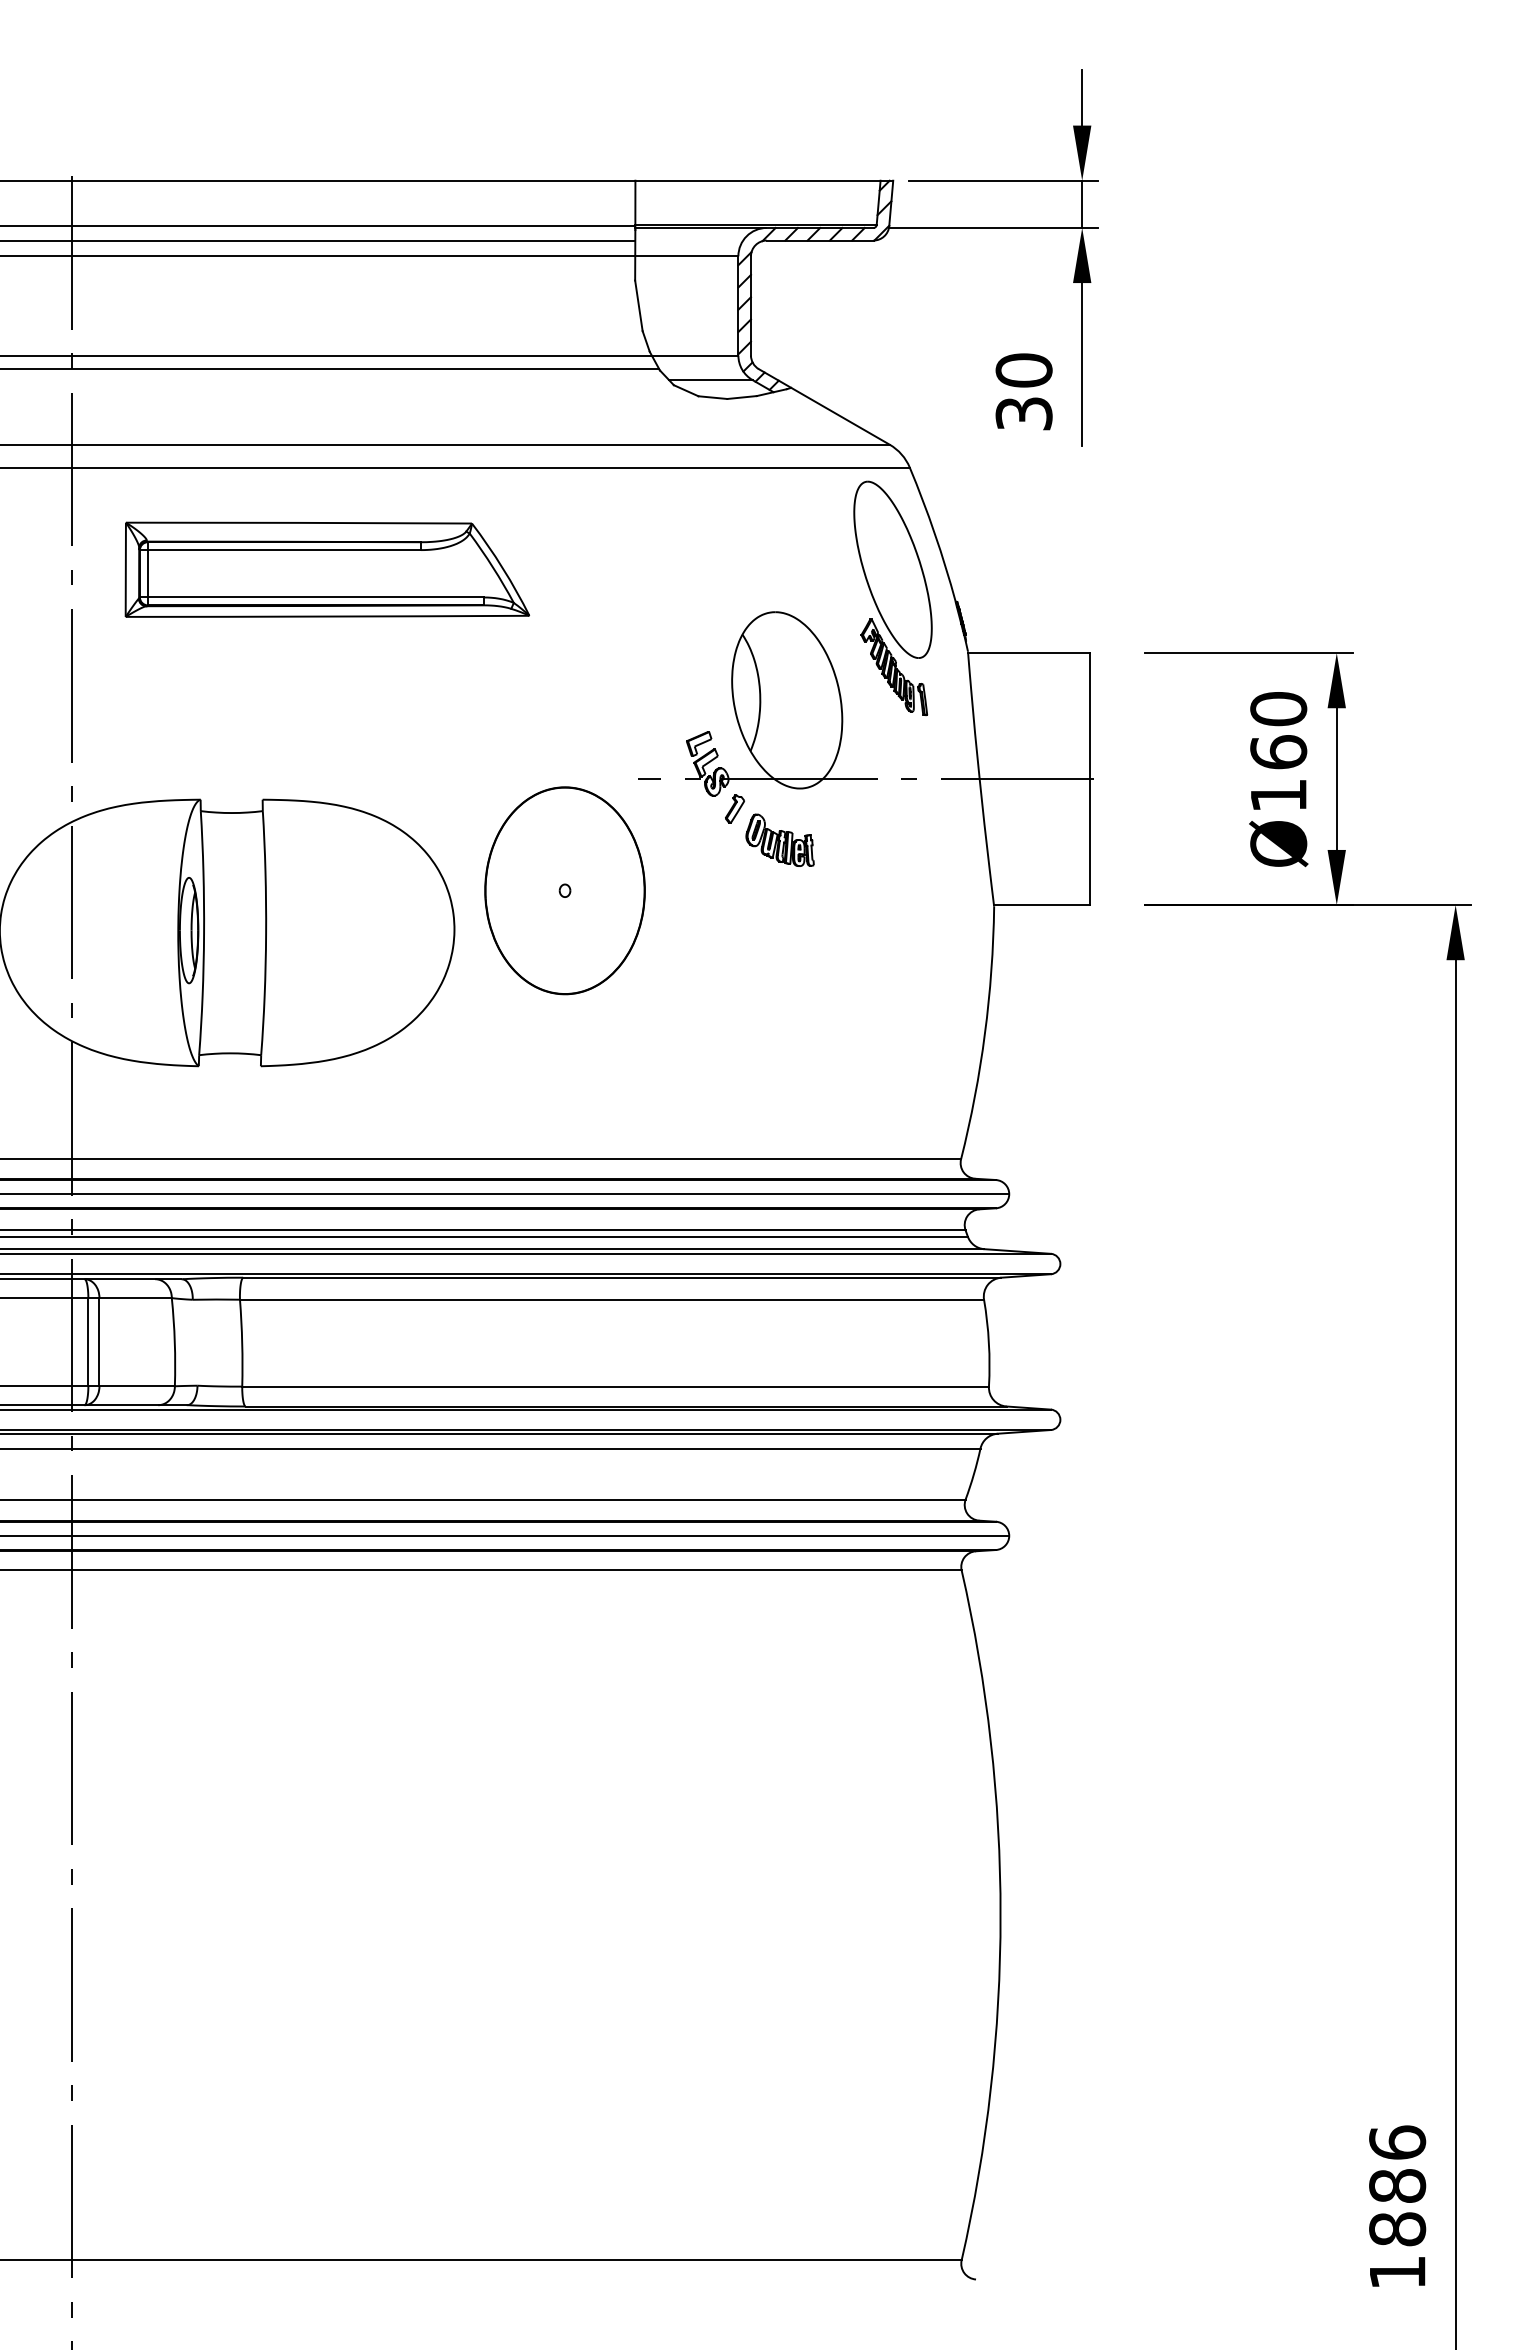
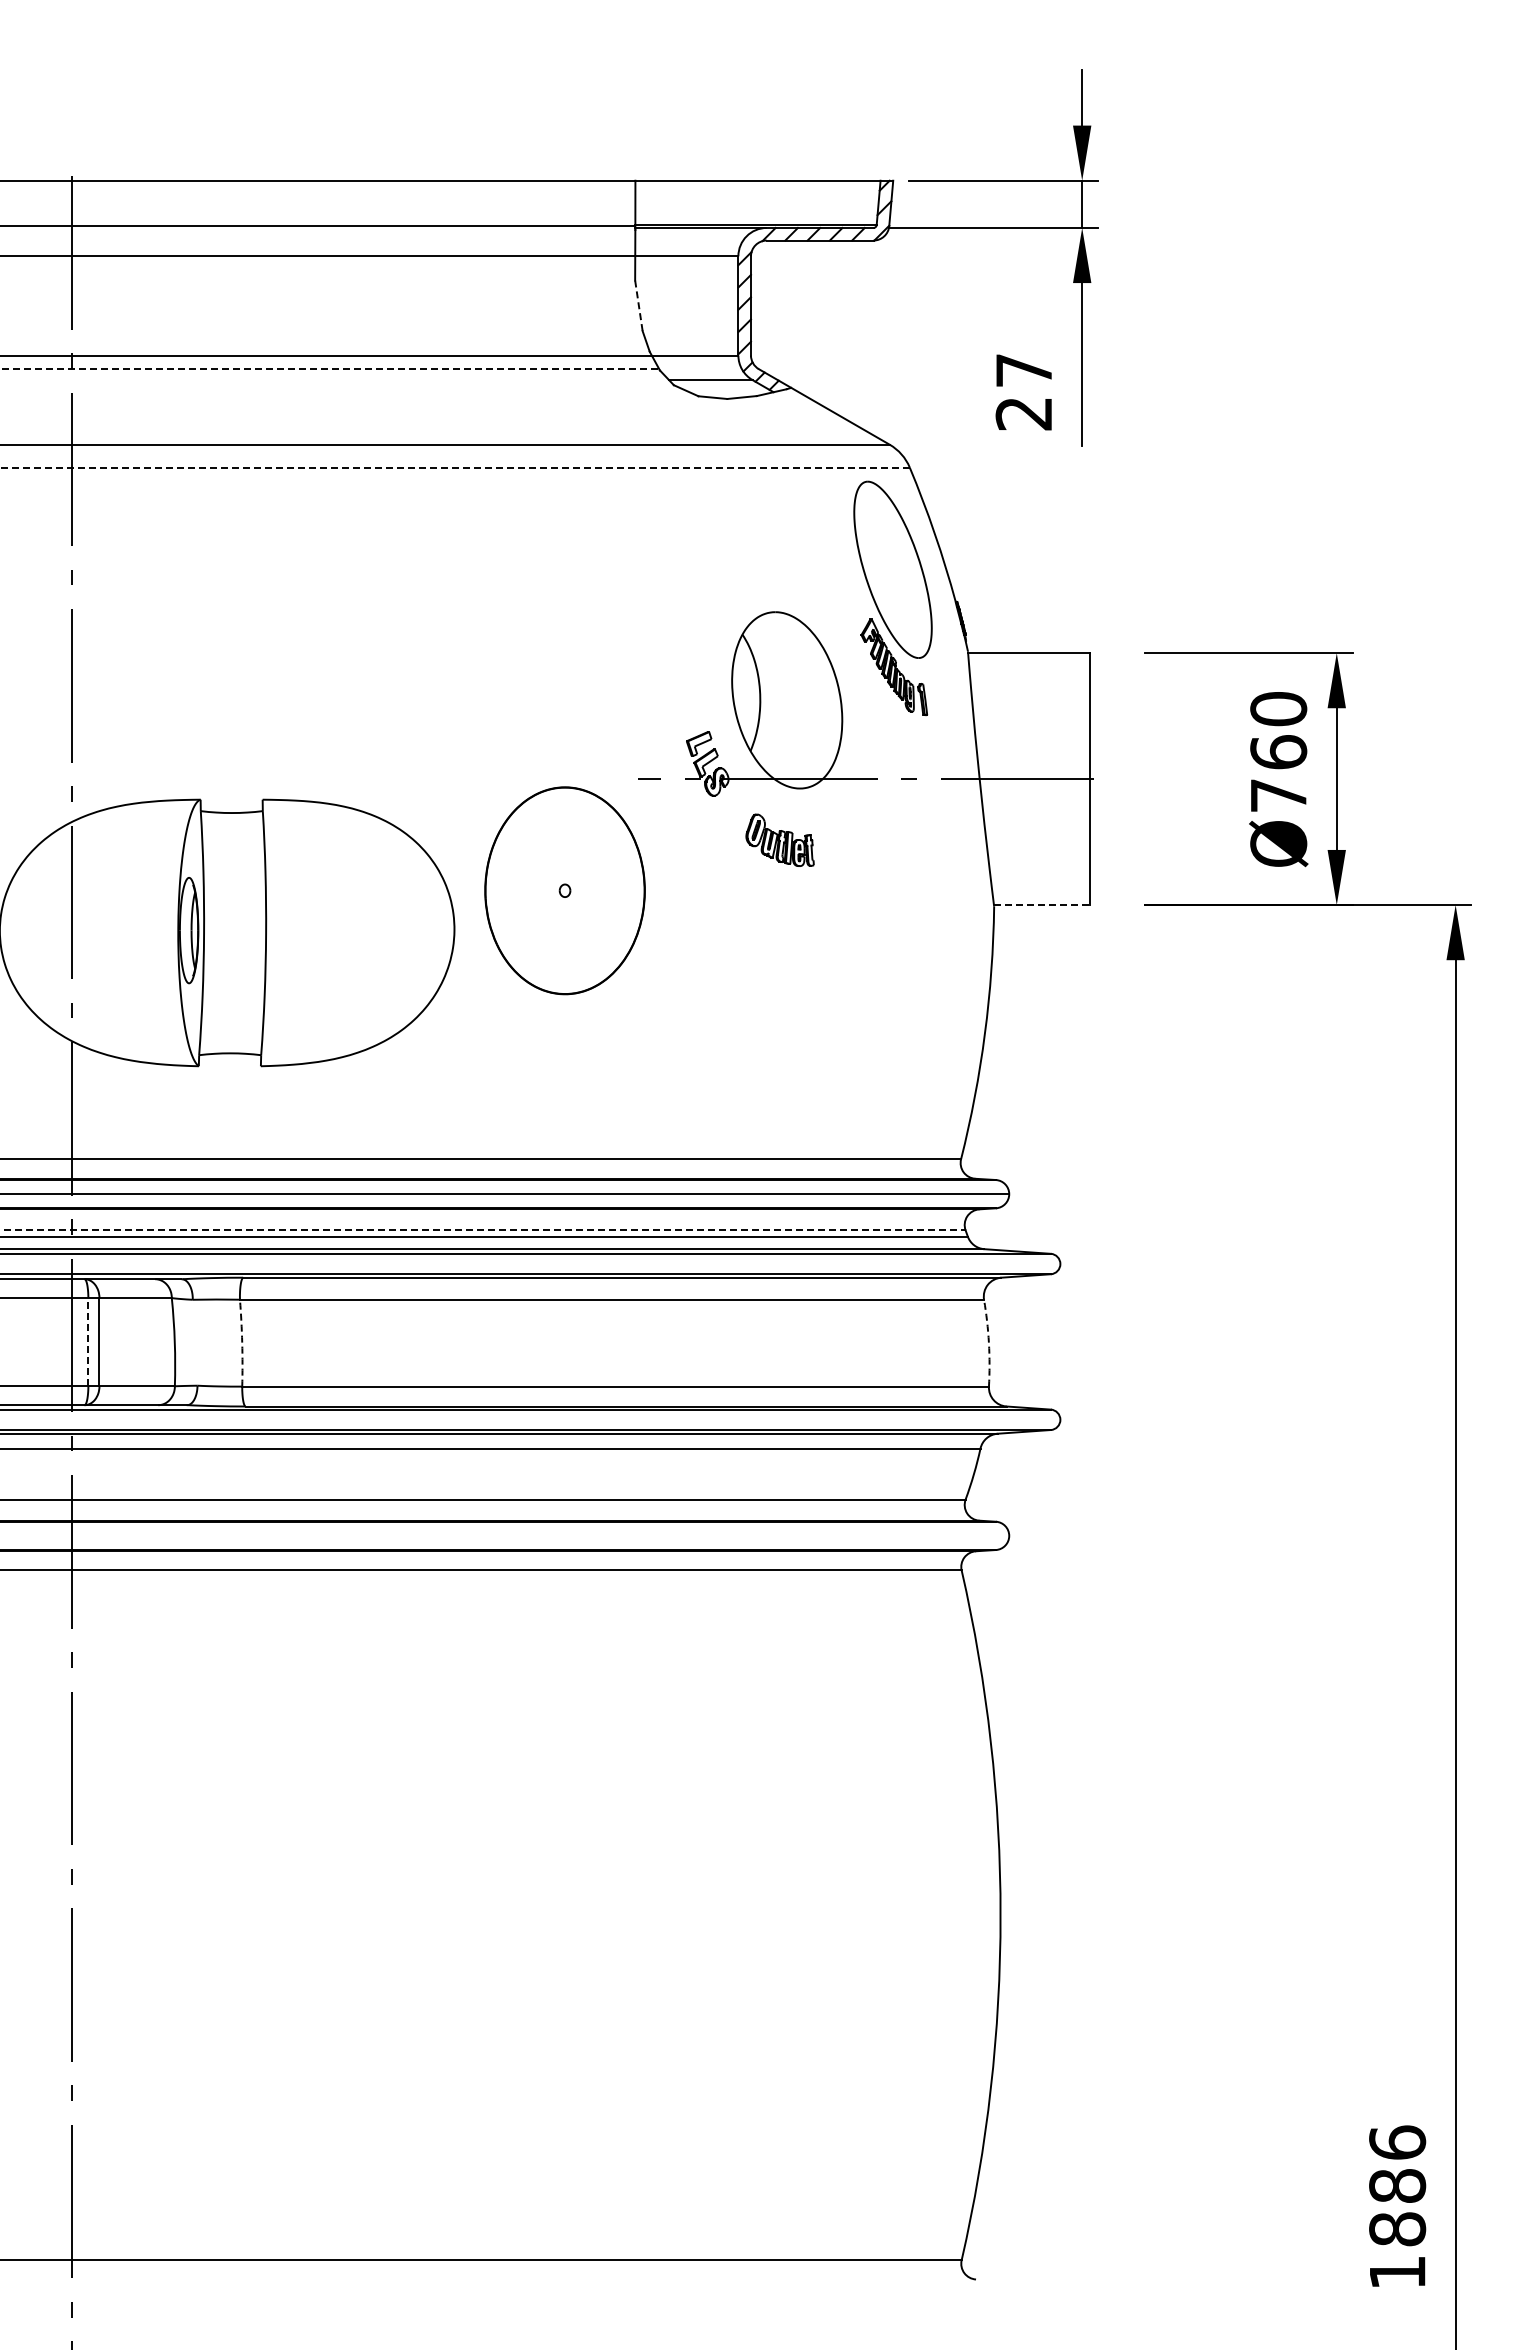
line: present -> none (318, 240)
line: solid -> dashed (638, 305)
line: solid -> dashed (330, 369)
text: 30 -> 27 (1023, 391)
line: solid -> dashed (454, 467)
part: present -> none (326, 569)
text: Ø160 -> Ø760 (1278, 795)
part: present -> none (734, 808)
line: solid -> dashed (1041, 905)
line: solid -> dashed (483, 1230)
line: solid -> dashed (88, 1341)
arc: solid -> dashed (242, 1343)
arc: solid -> dashed (988, 1343)
line: present -> none (505, 1535)
